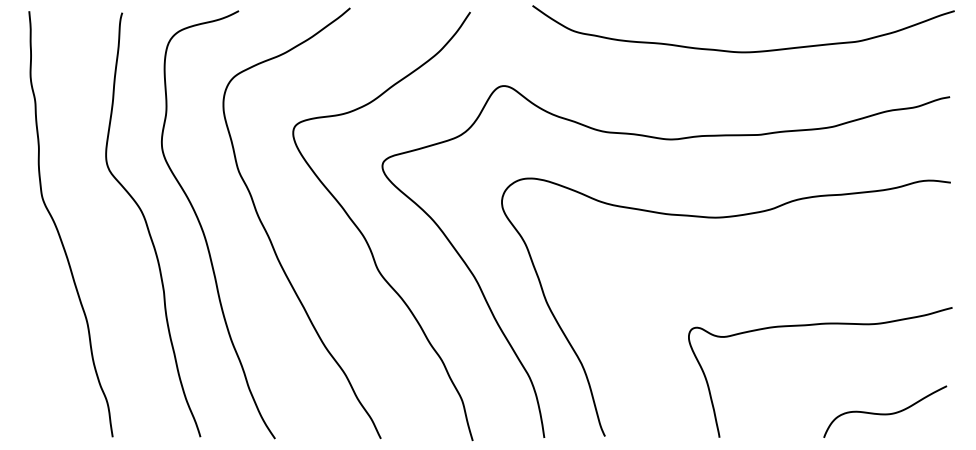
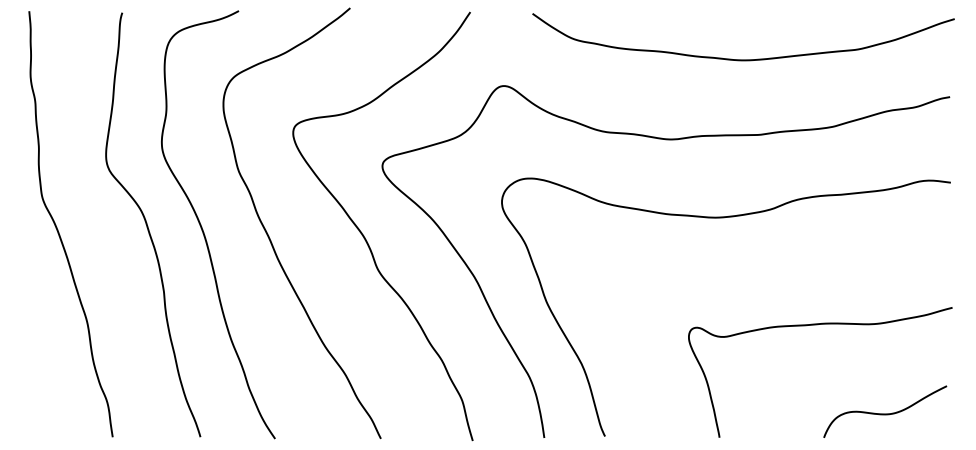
curve position: (743, 51) -> (743, 59) (743, 59)
